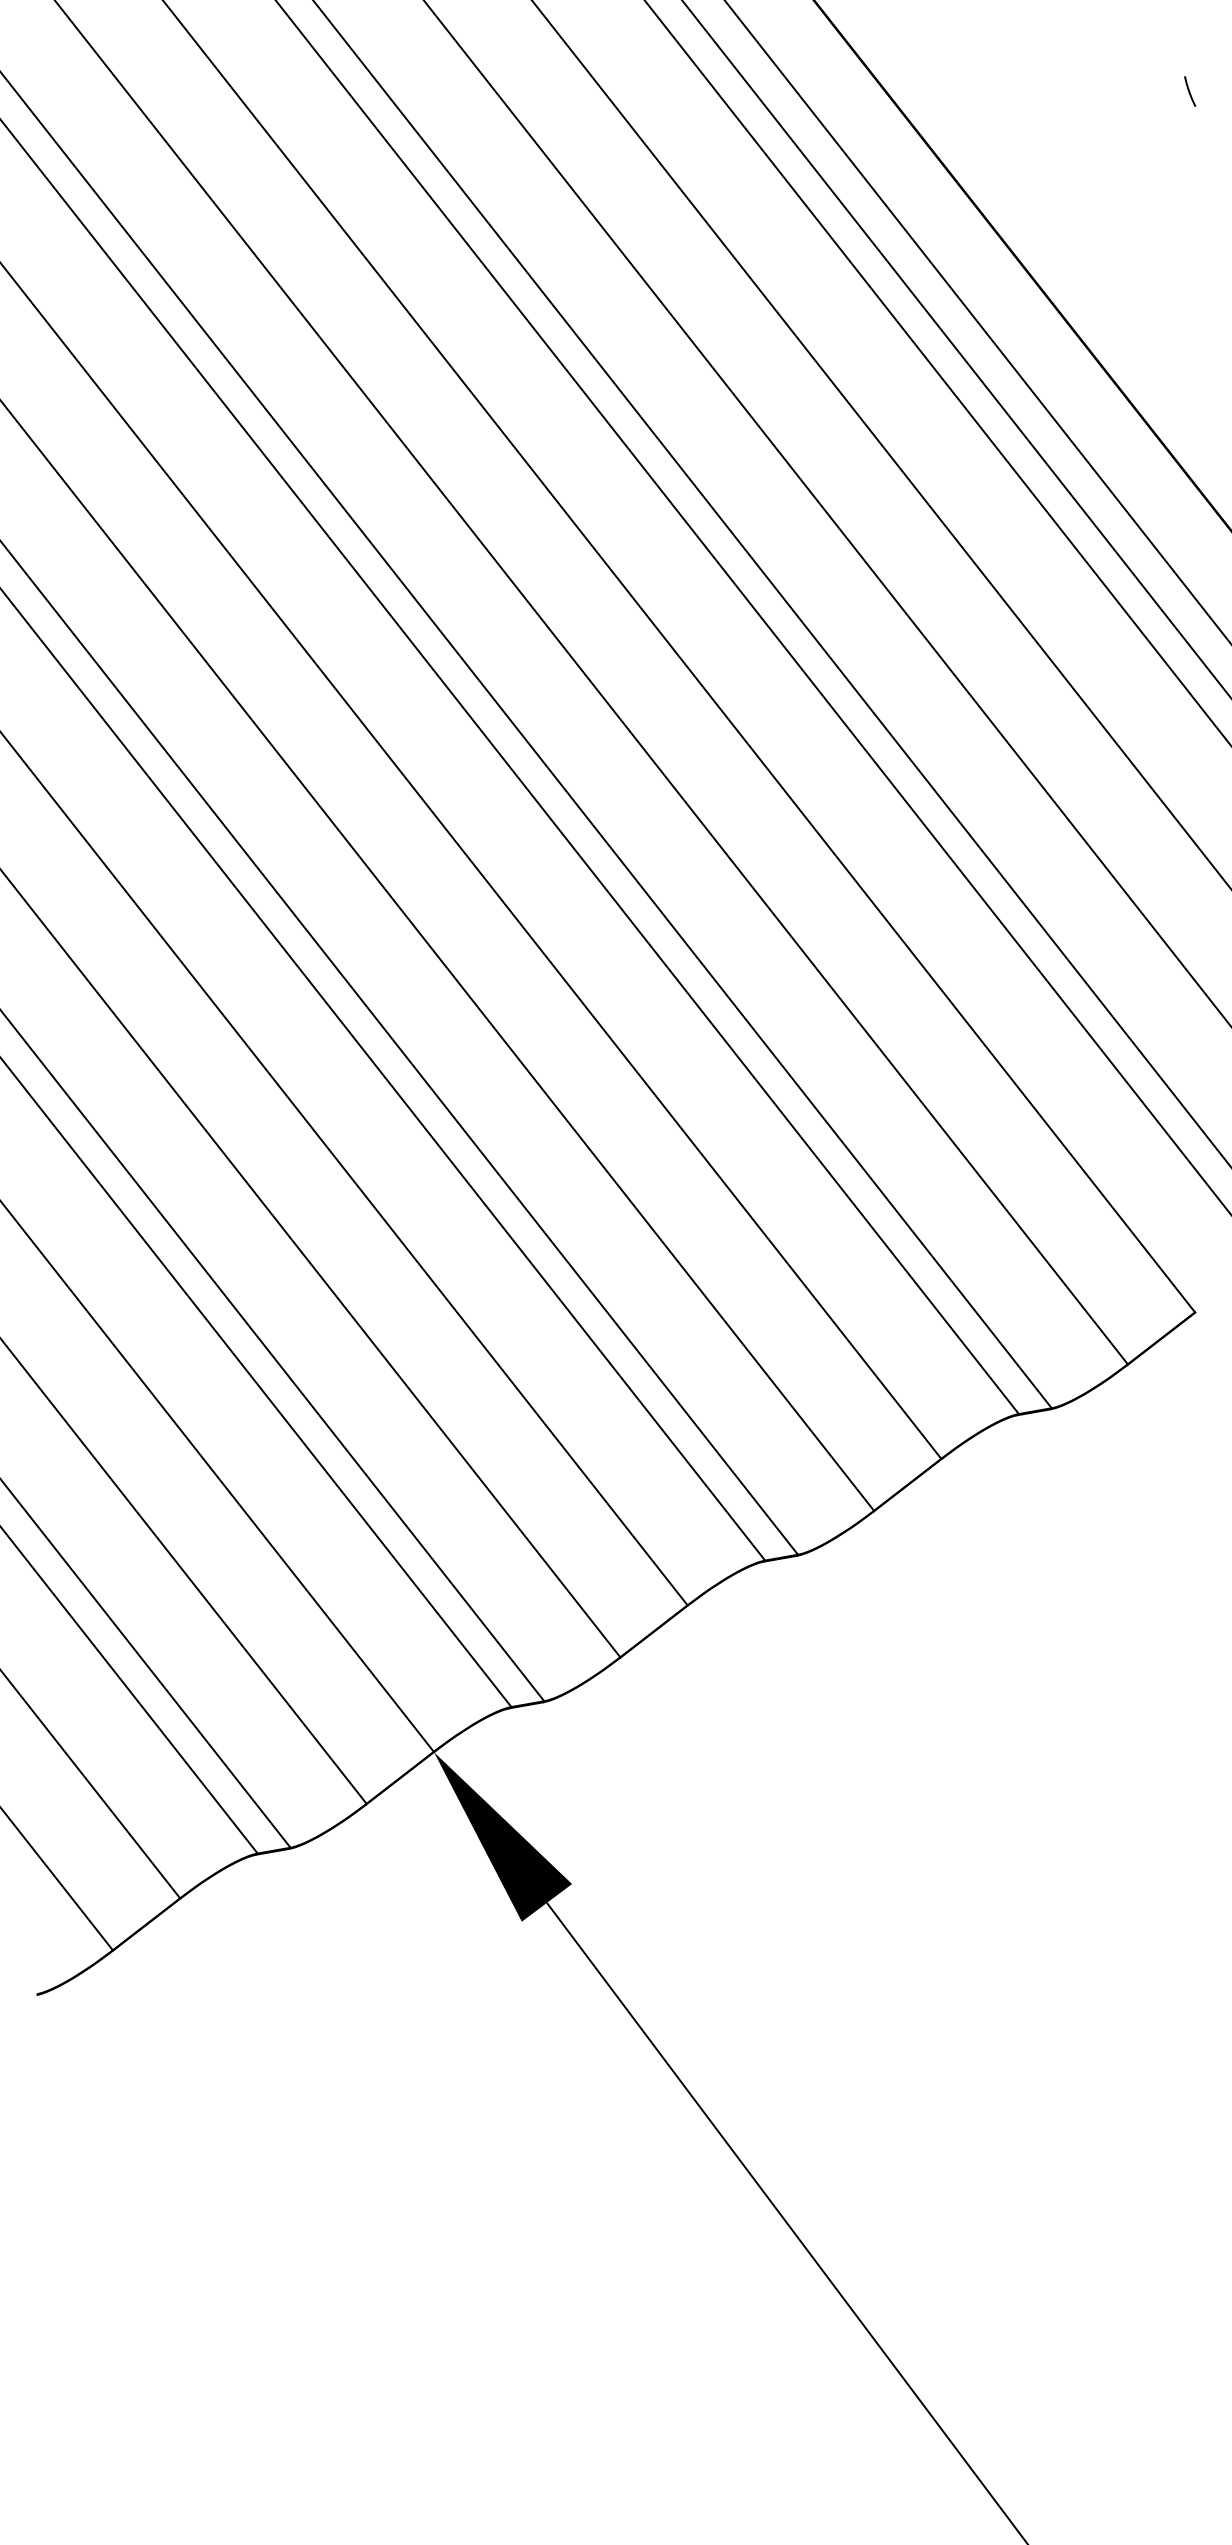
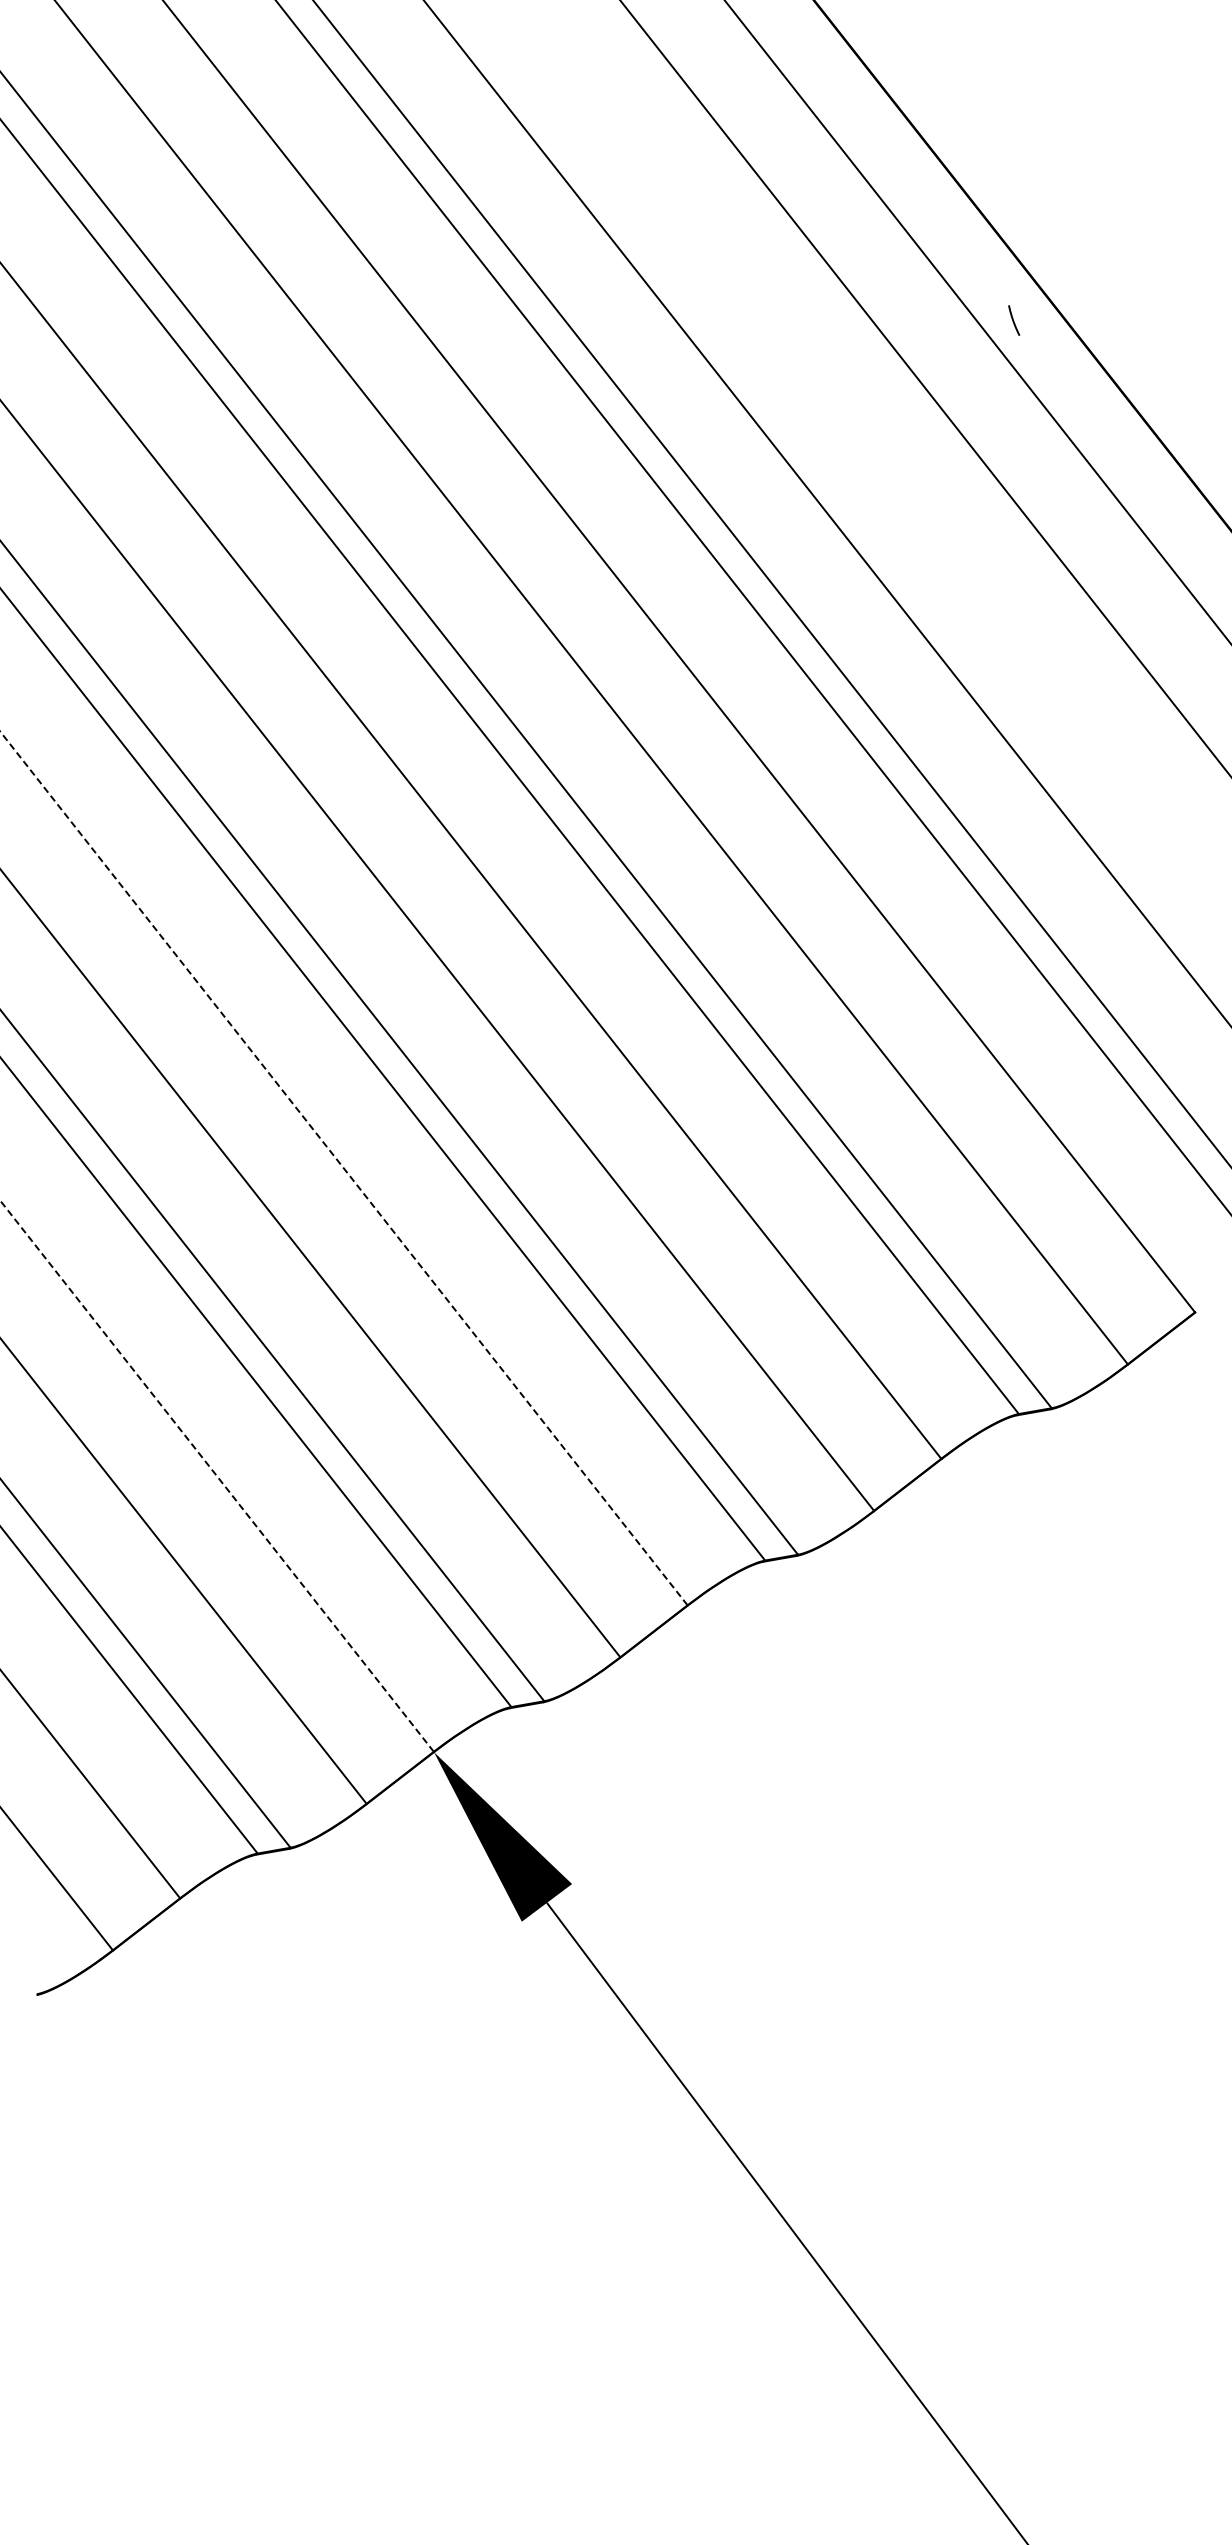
curve position: (1190, 91) -> (1014, 320) (1014, 320)
line: present -> none (955, 348)
line position: (937, 372) -> (924, 387) (924, 387)
line: present -> none (880, 444)
line: solid -> dashed (343, 1168)
line: solid -> dashed (216, 1475)
